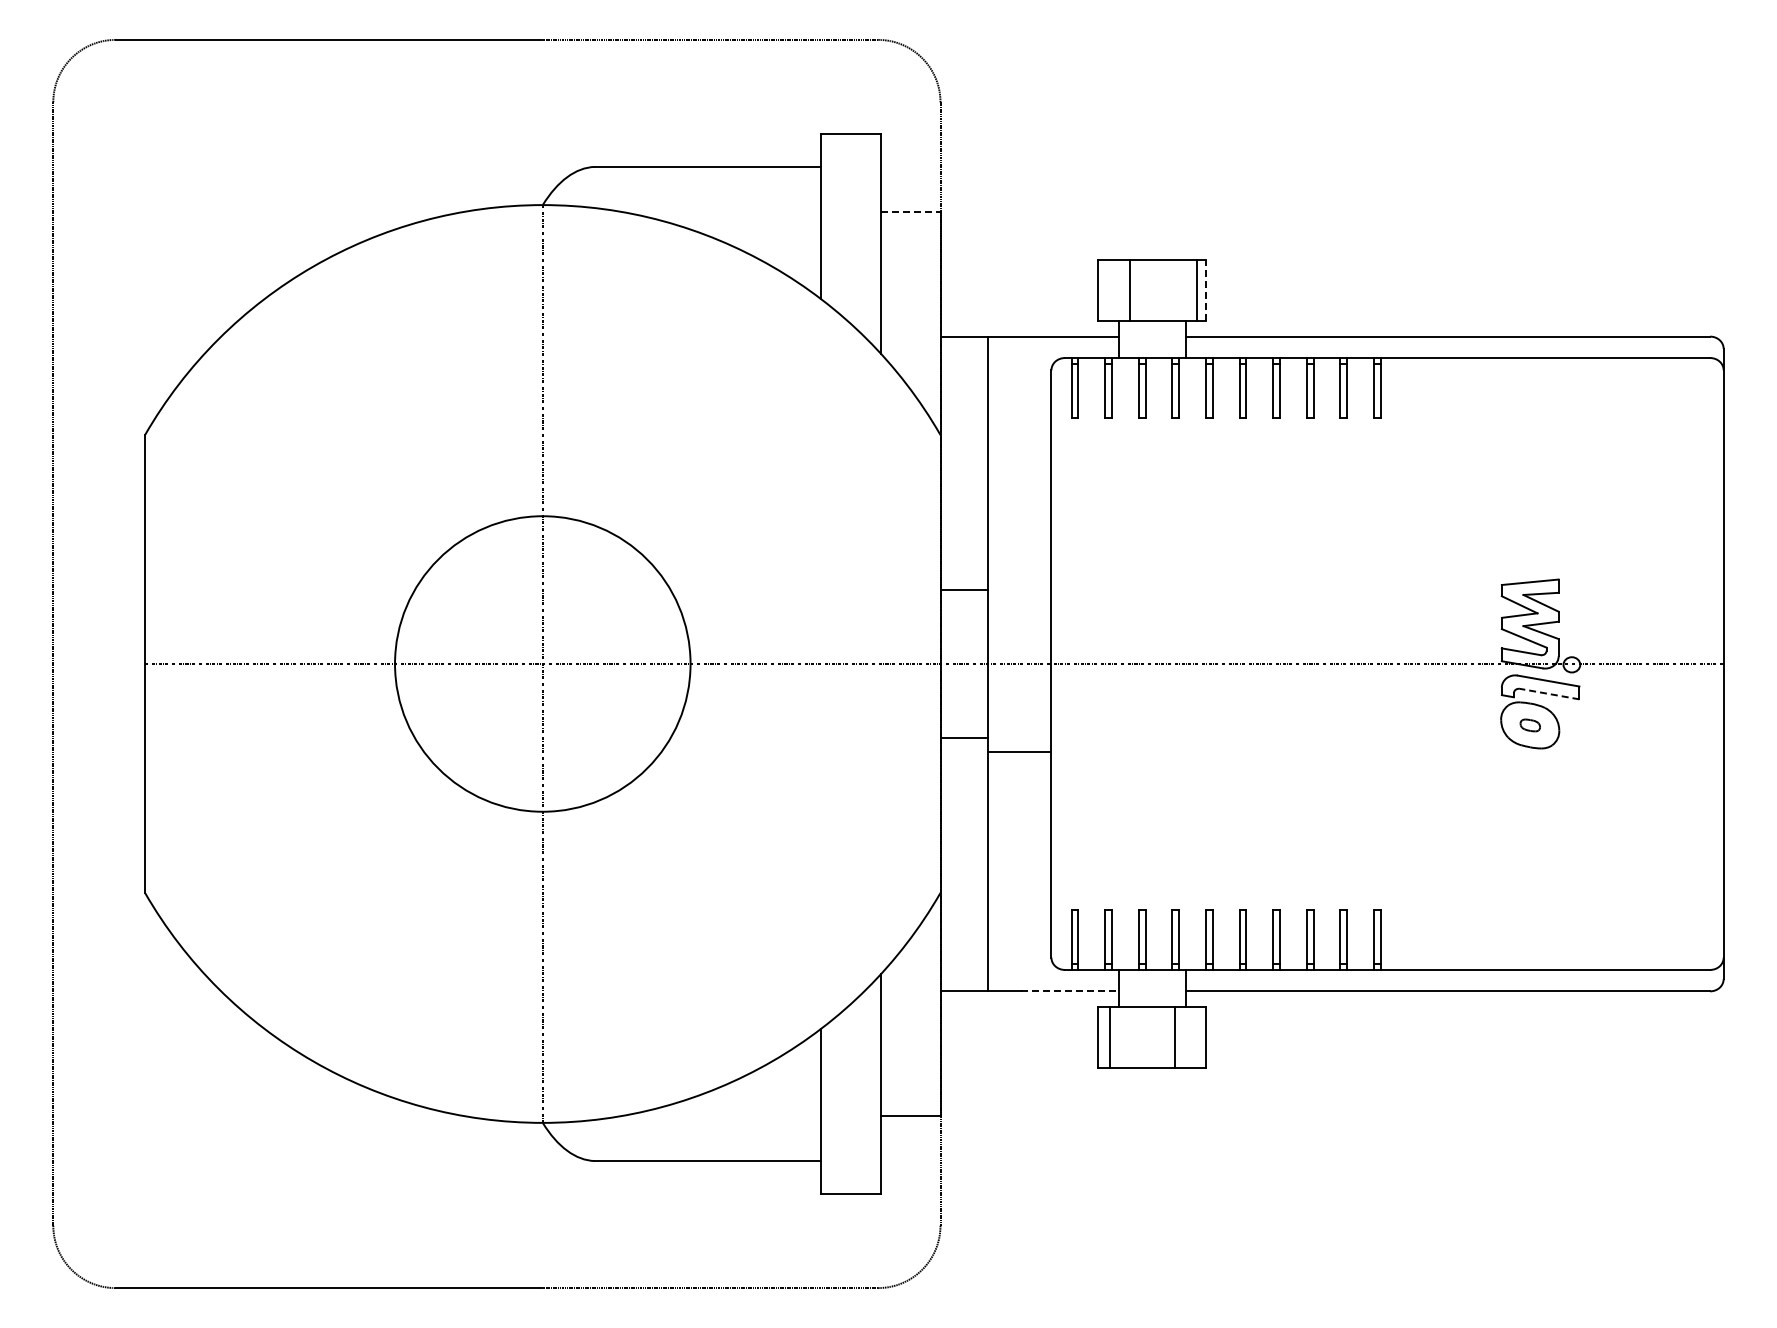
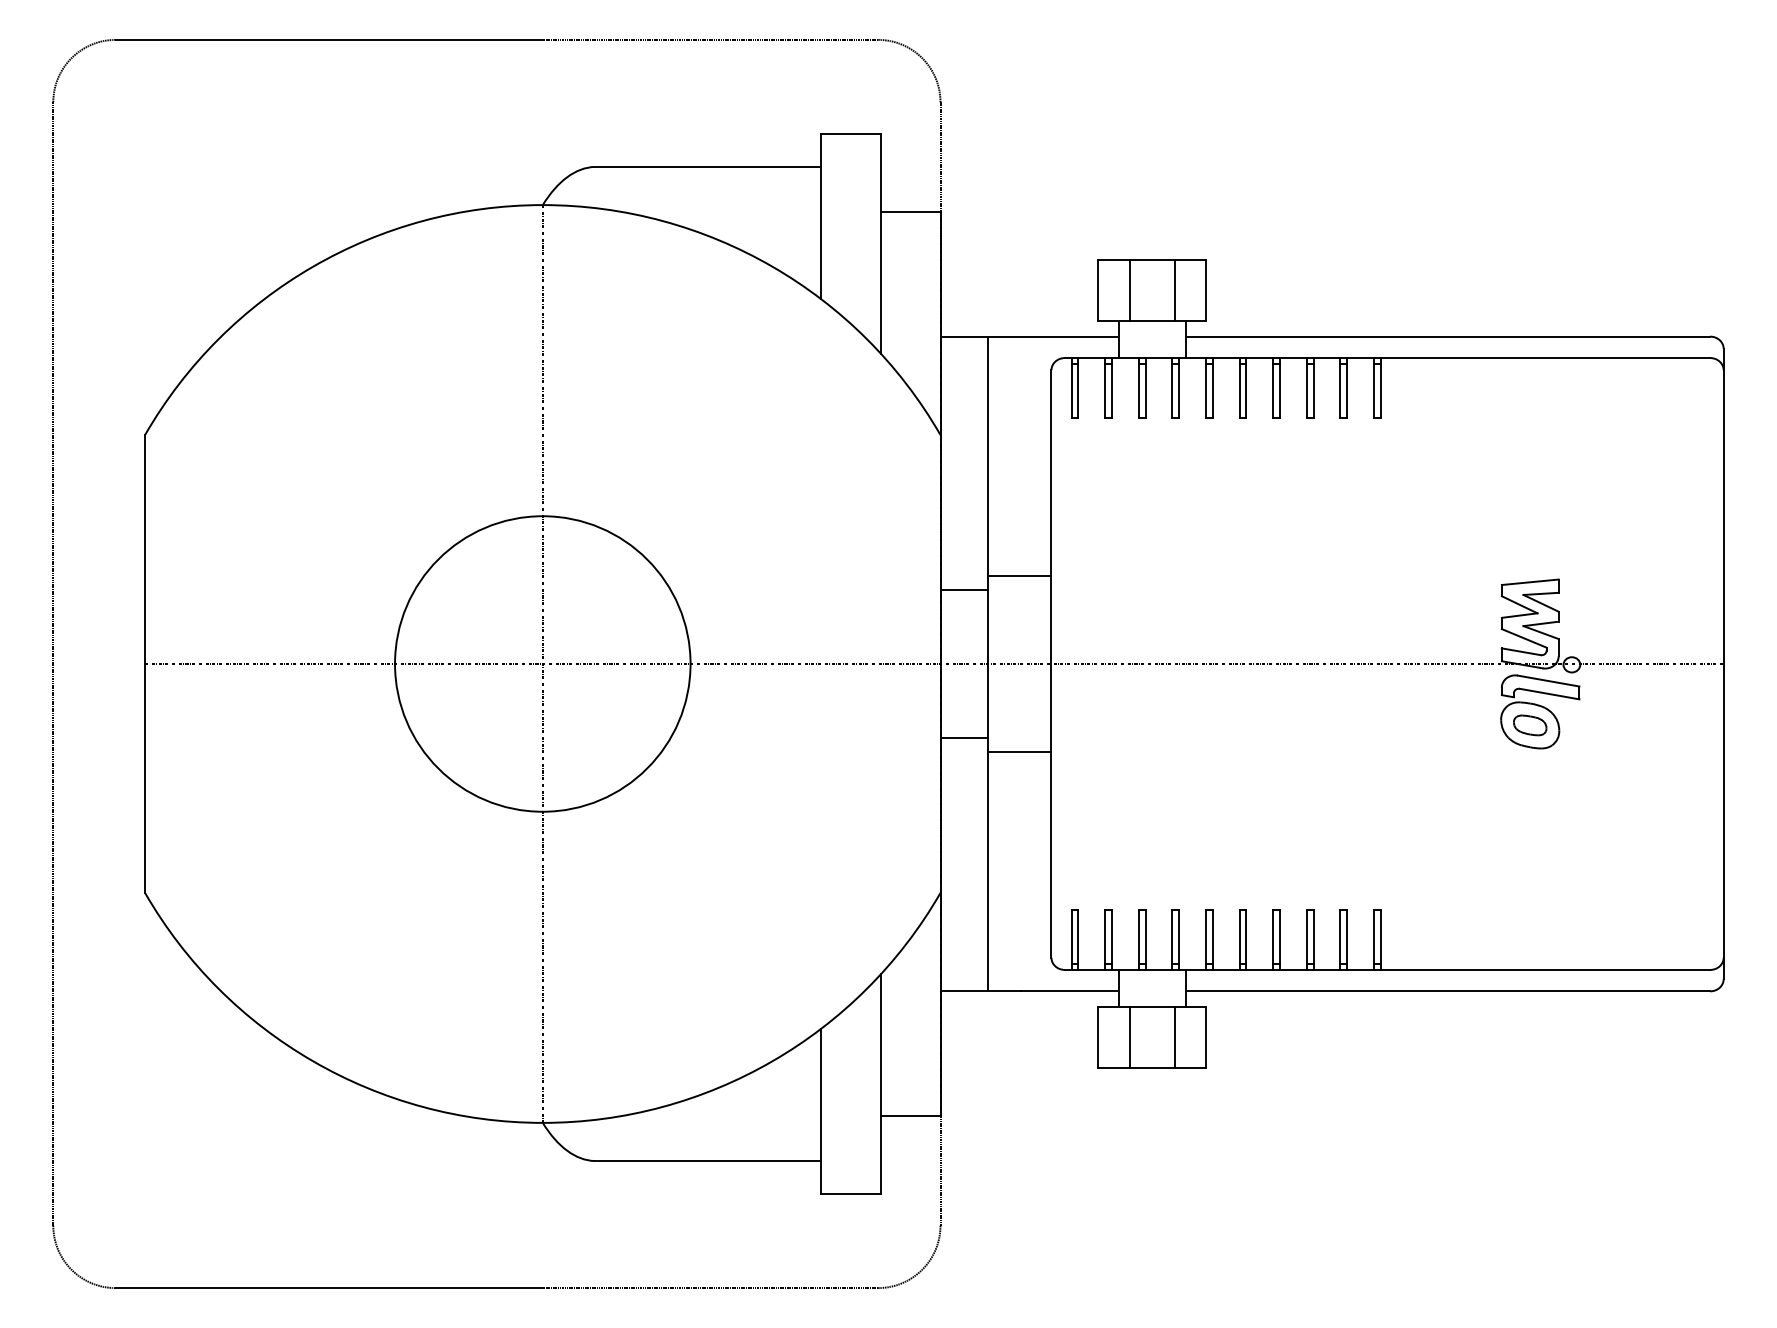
line: dashed -> solid (910, 212)
line position: (1196, 290) -> (1174, 290) (1174, 290)
line: dashed -> solid (1206, 290)
line: none -> present (1019, 576)
line: dashed -> solid (1549, 694)
part size: 22x15 px -> 35x23 px (1530, 725)
line: dashed -> solid (1069, 991)
line position: (1110, 1036) -> (1130, 1036) (1130, 1036)
